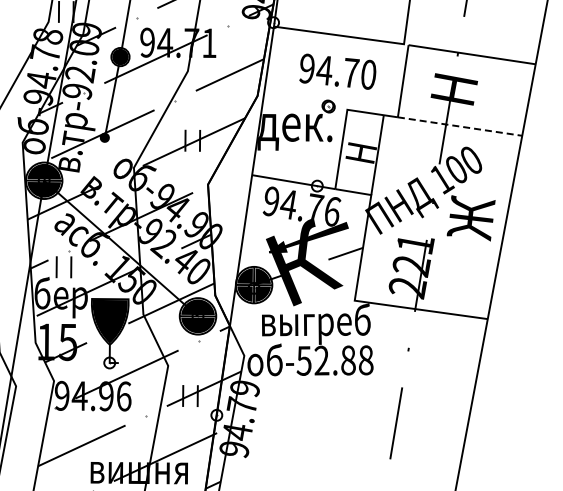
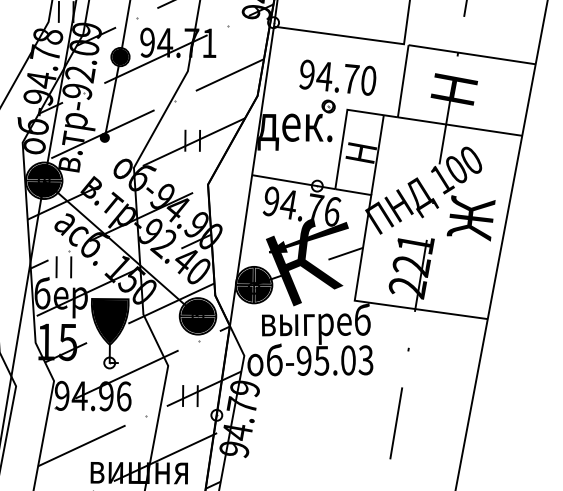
text position: (337, 71) -> (337, 77) (337, 77)
line: dashed -> solid (460, 126)
text: -52.88 -> -95.03 (334, 360)
